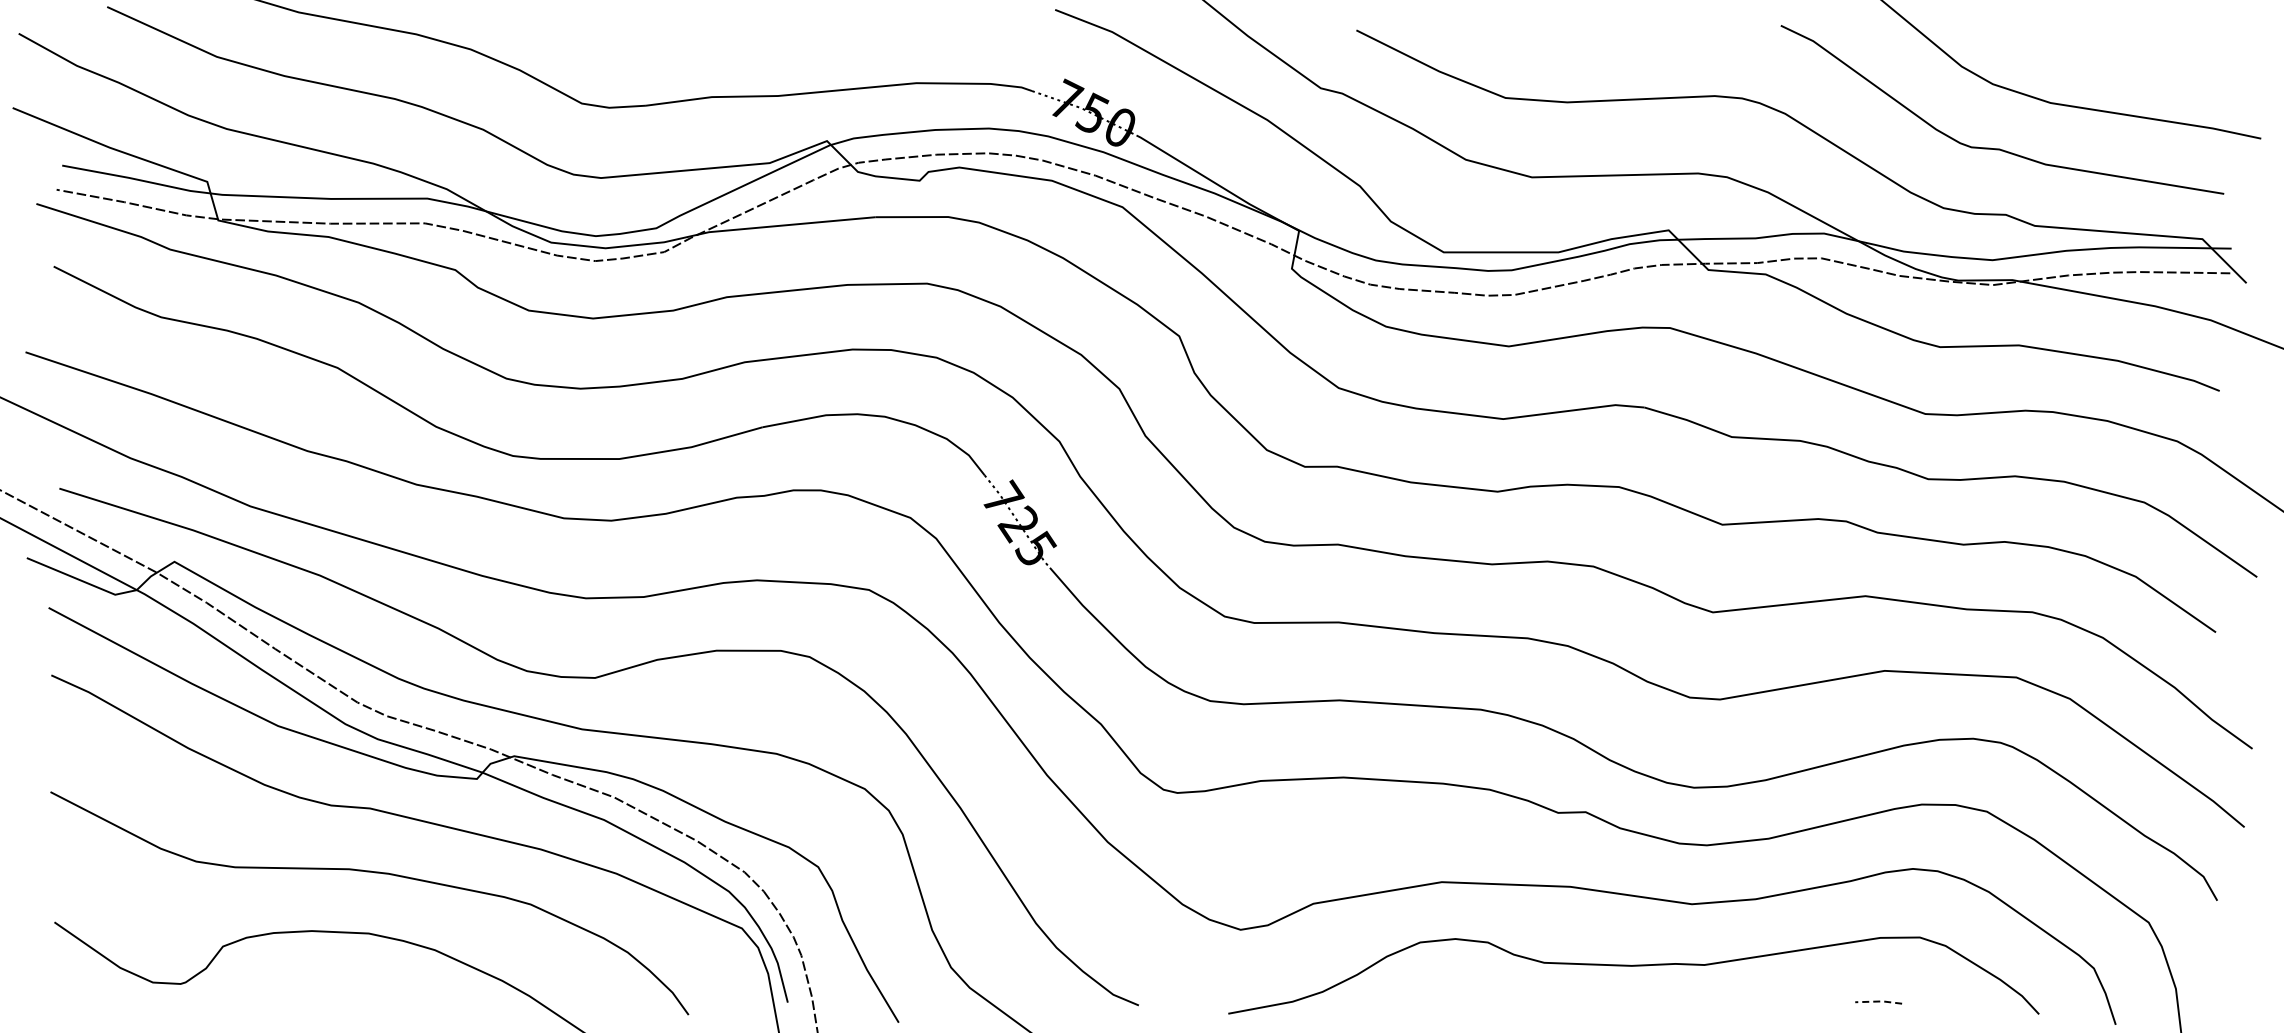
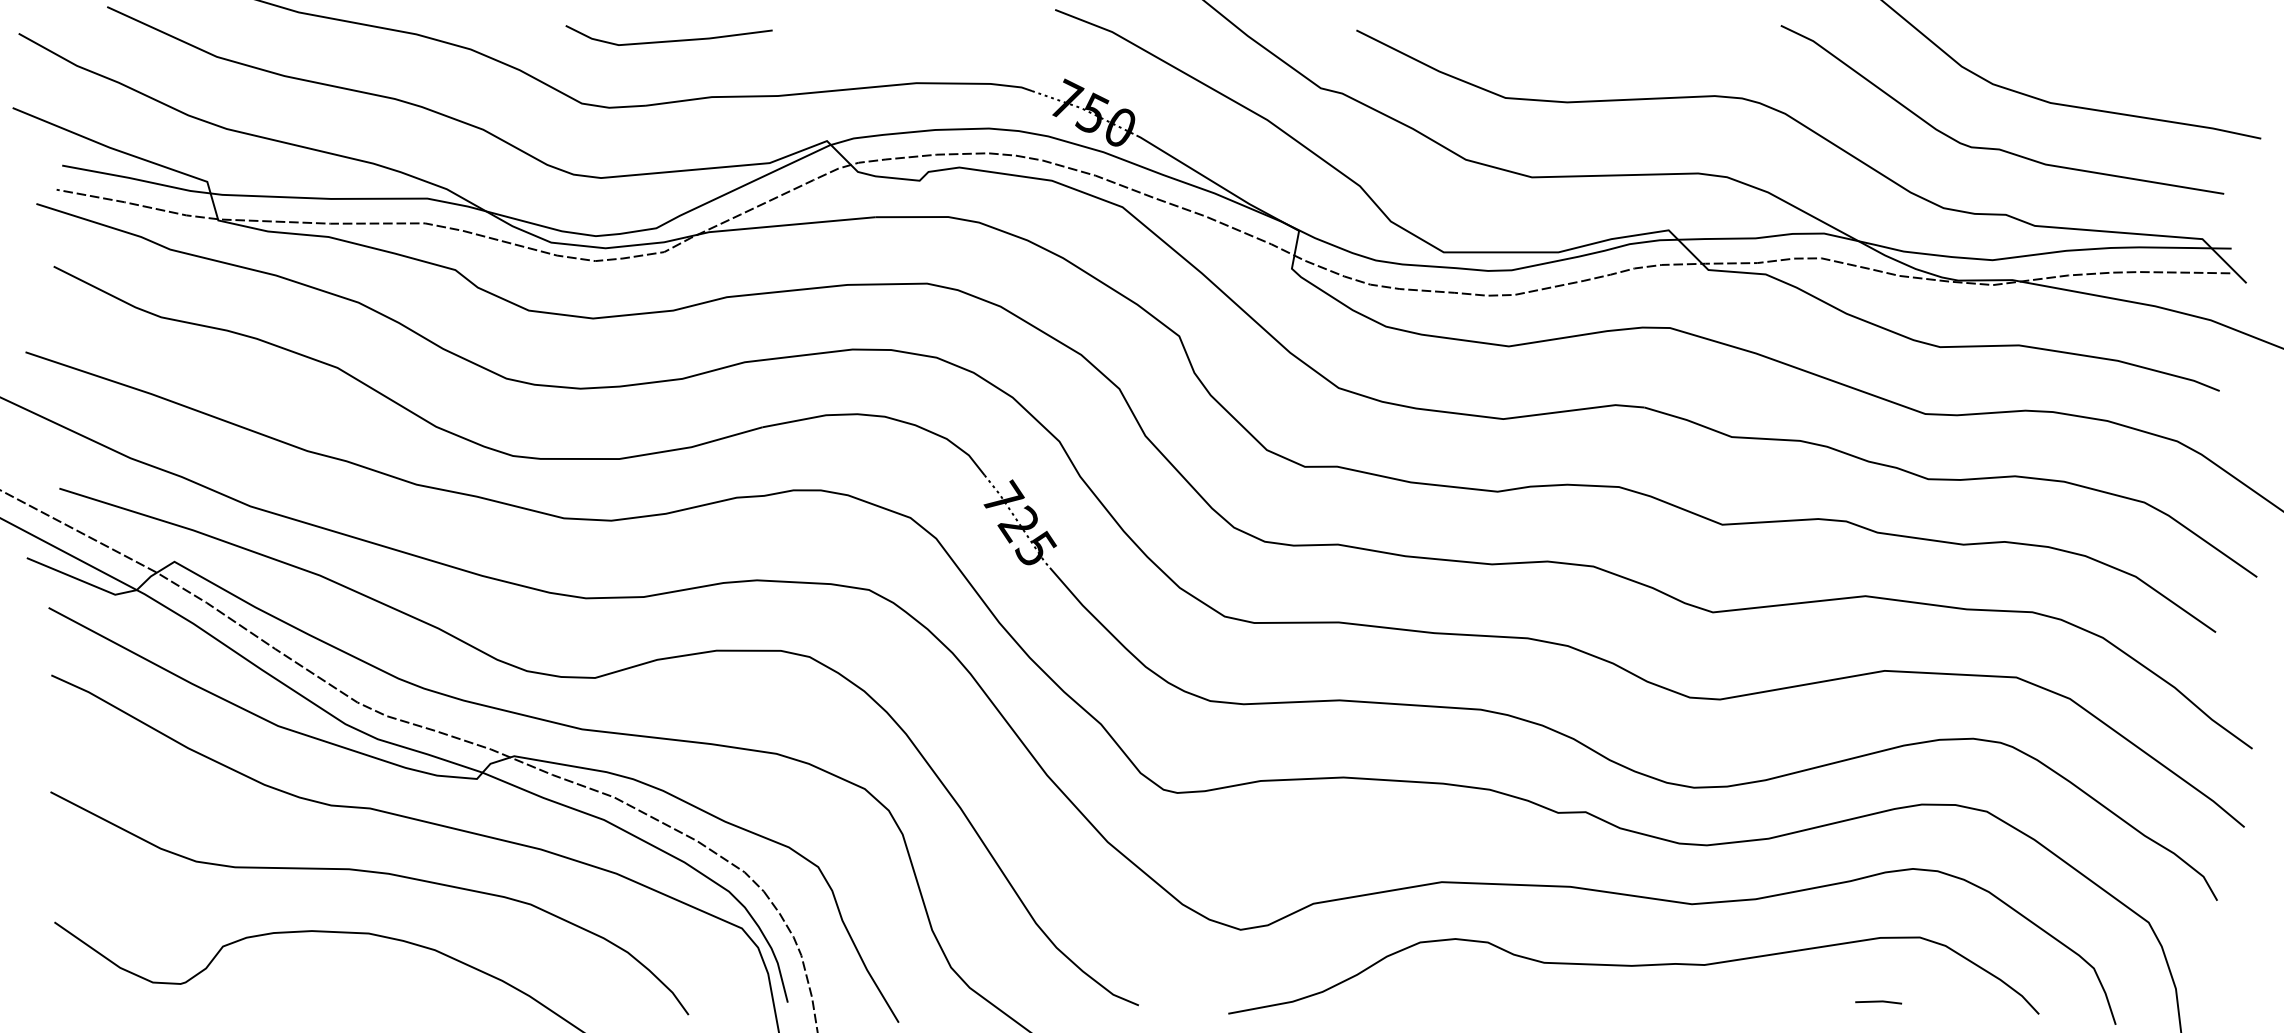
line: none -> present (668, 40)
line: dashed -> solid (1878, 1001)
